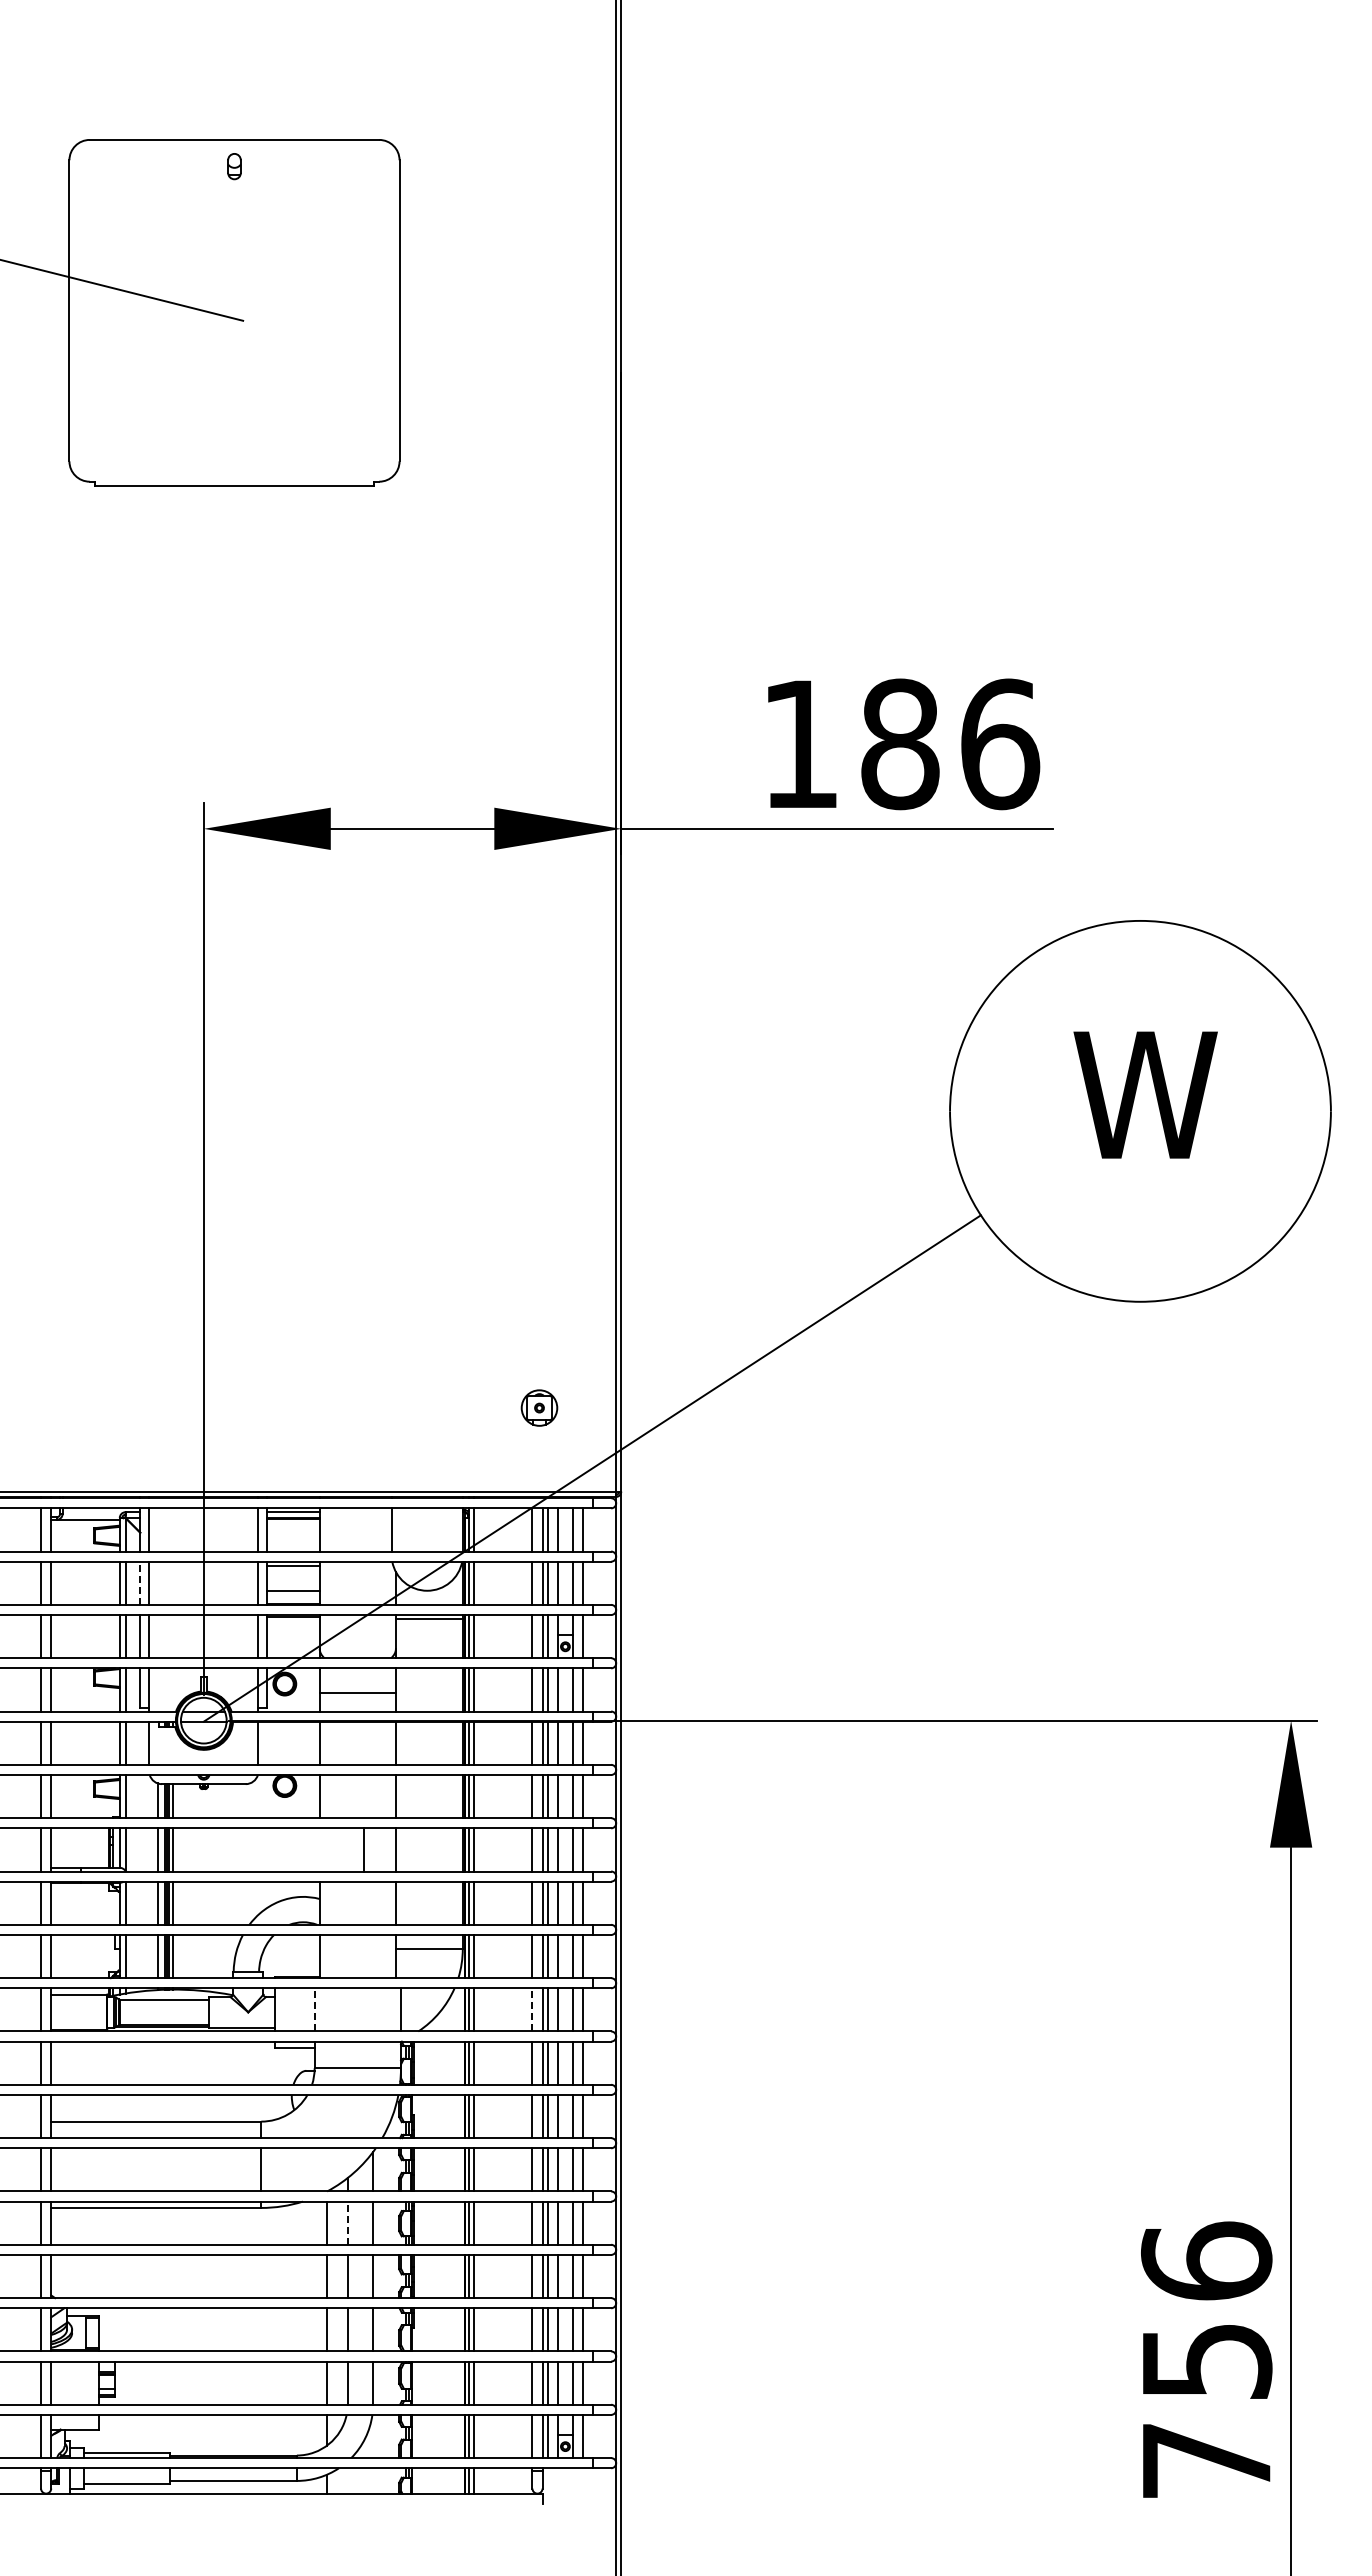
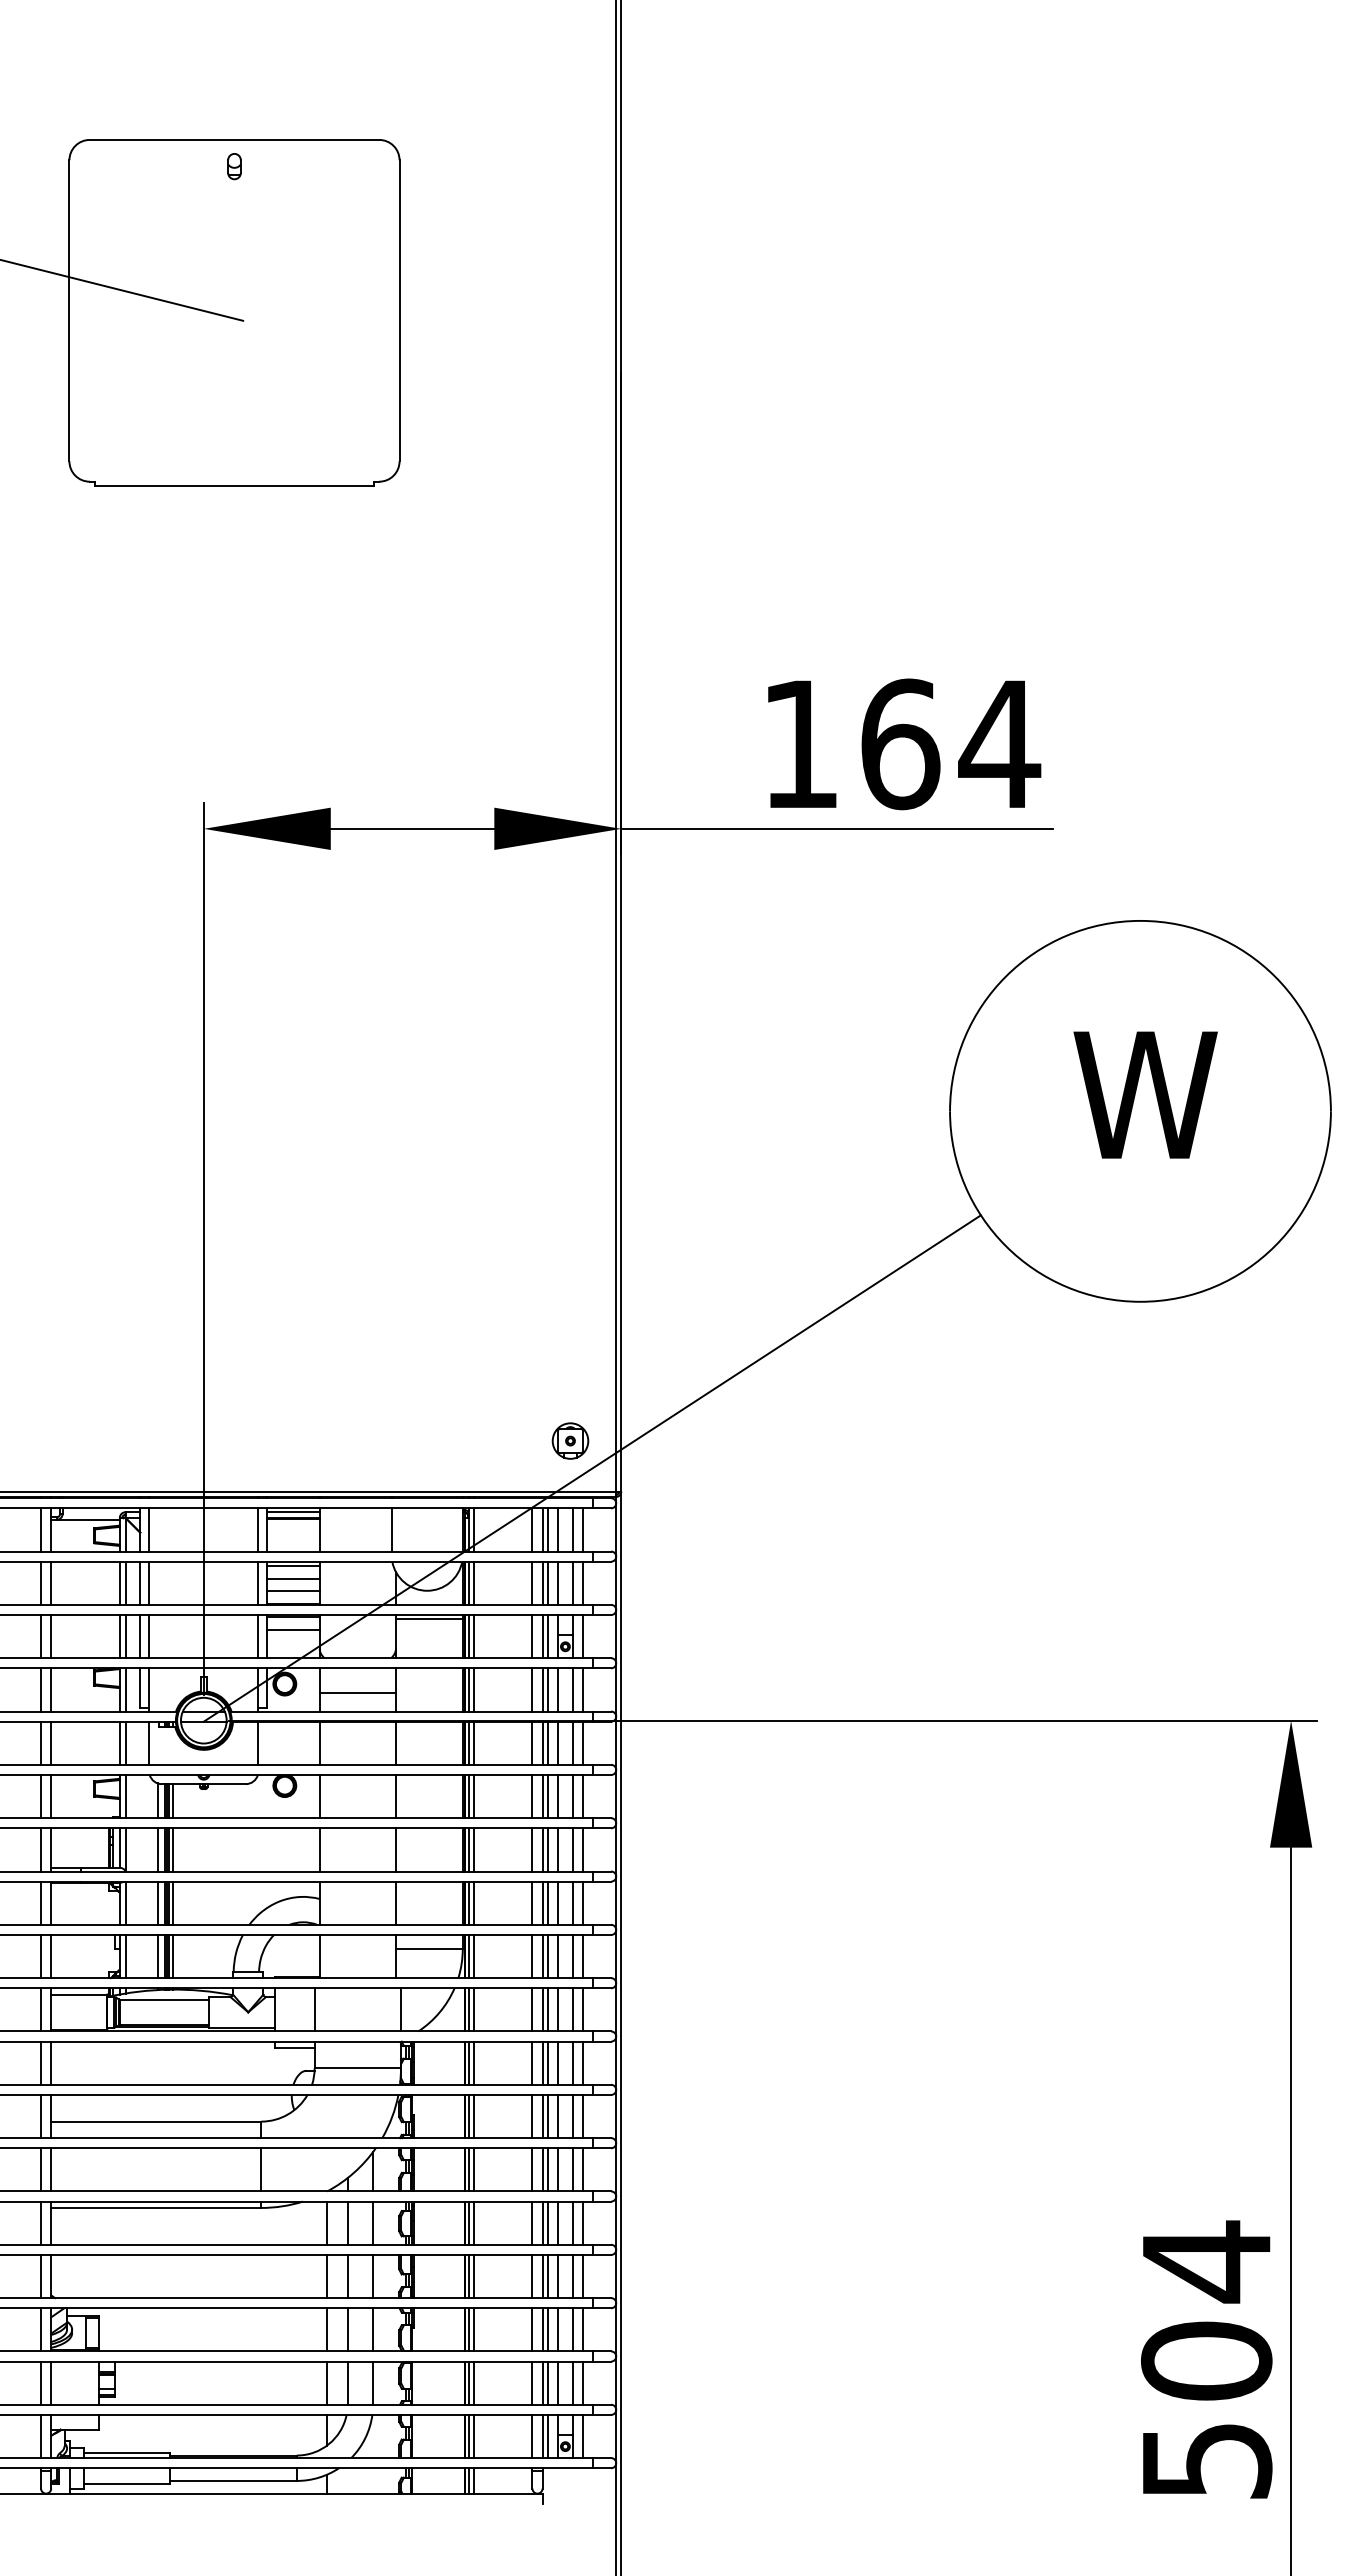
text: 186 -> 164 (951, 744)
part position: (539, 1407) -> (570, 1440) (570, 1440)
line: none -> present (293, 1578)
line: dashed -> solid (140, 1583)
line: none -> present (293, 1629)
line position: (363, 1849) -> (319, 1849) (319, 1849)
line: dashed -> solid (314, 2009)
line: dashed -> solid (532, 2009)
line: dashed -> solid (347, 2223)
text: 756 -> 504 (1206, 2359)
